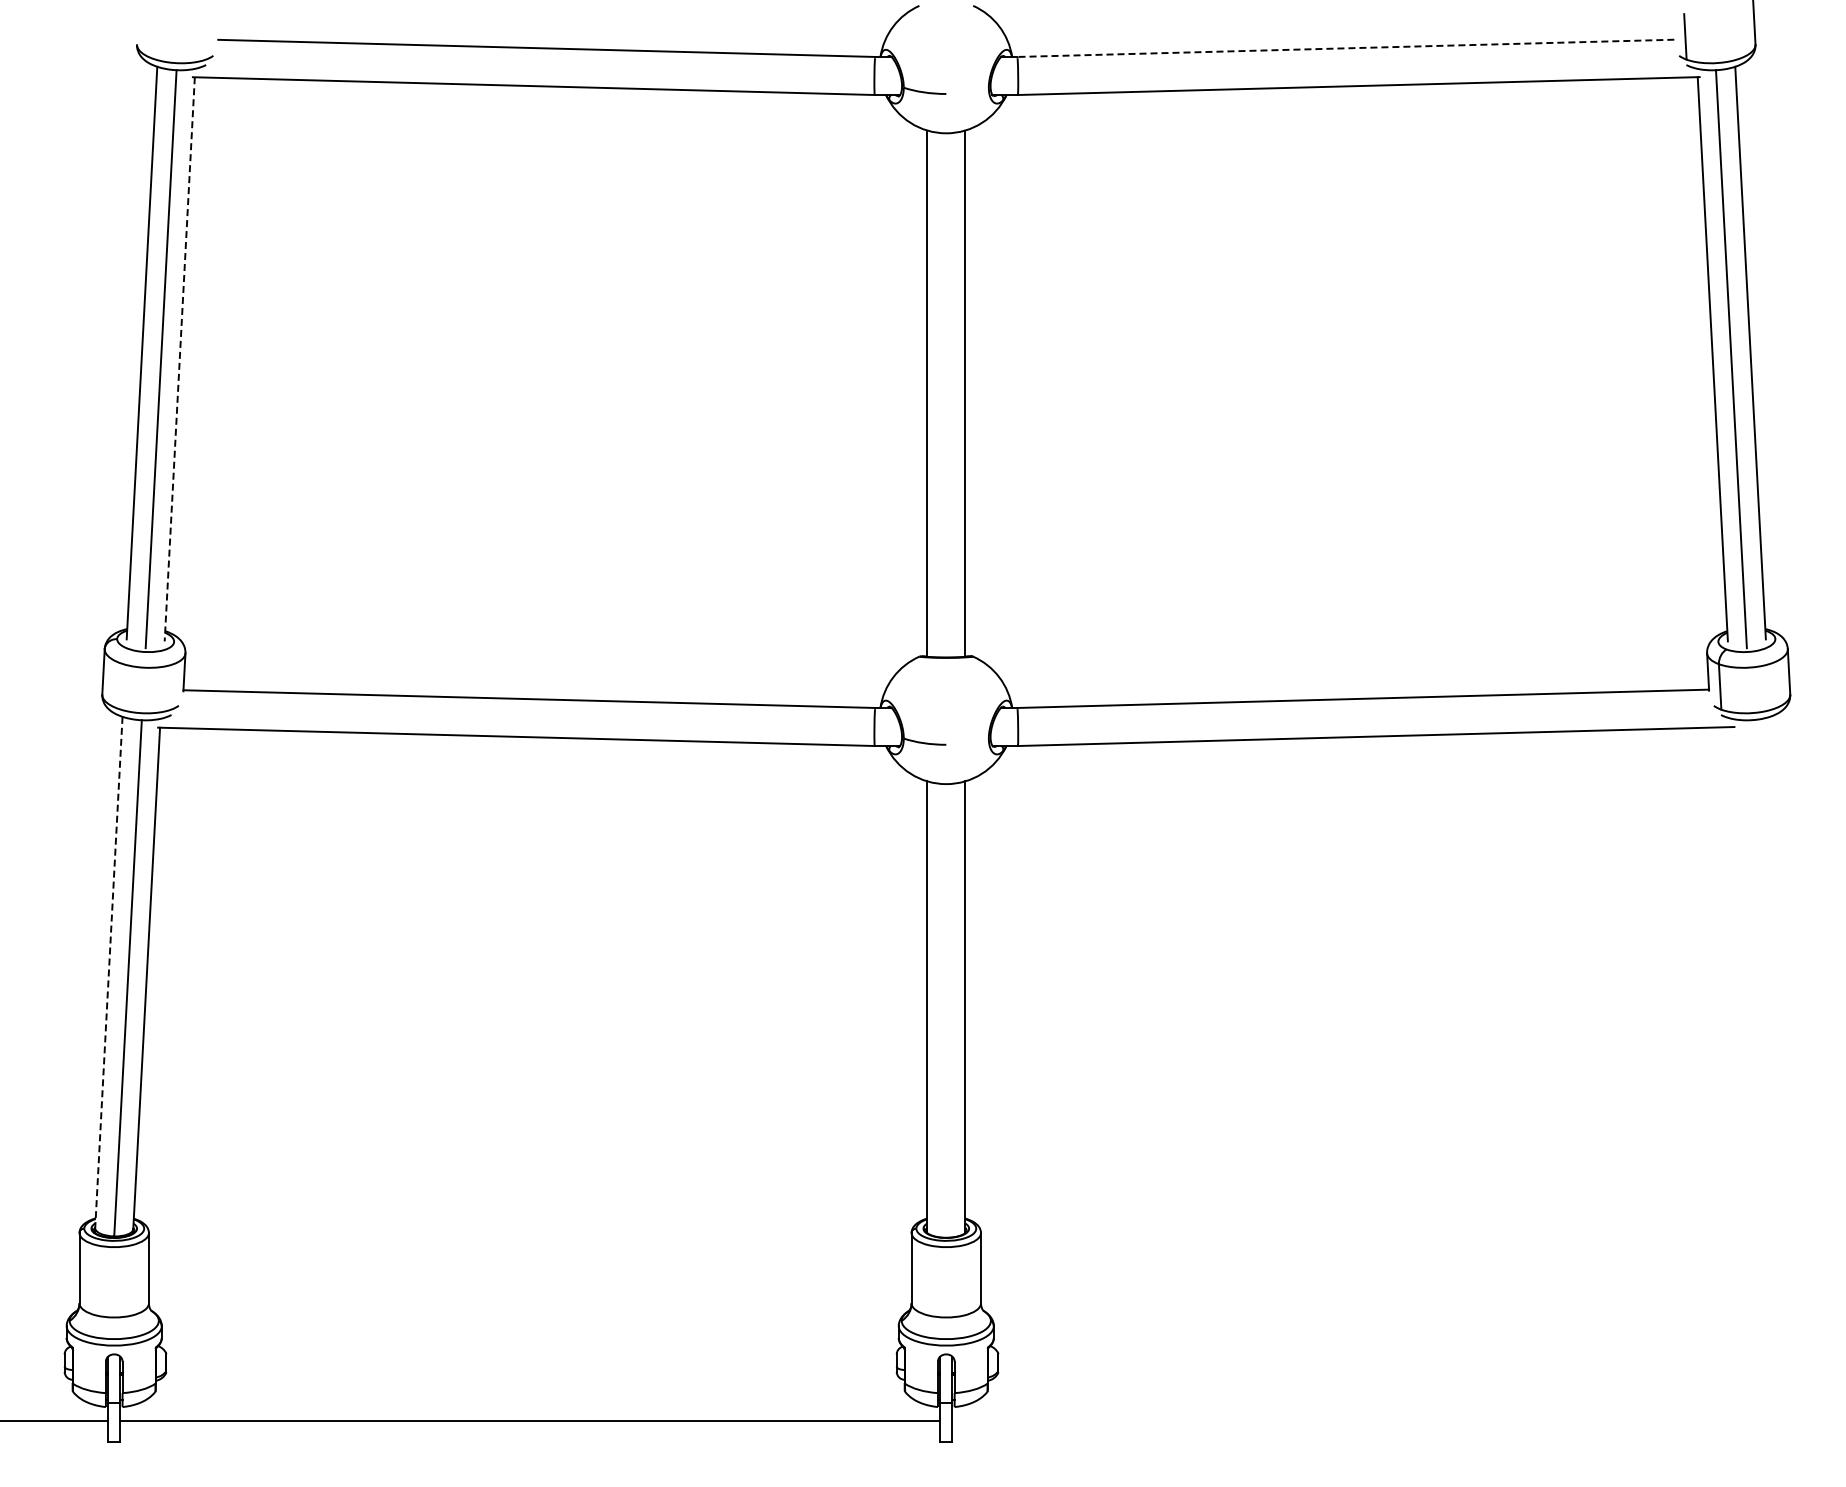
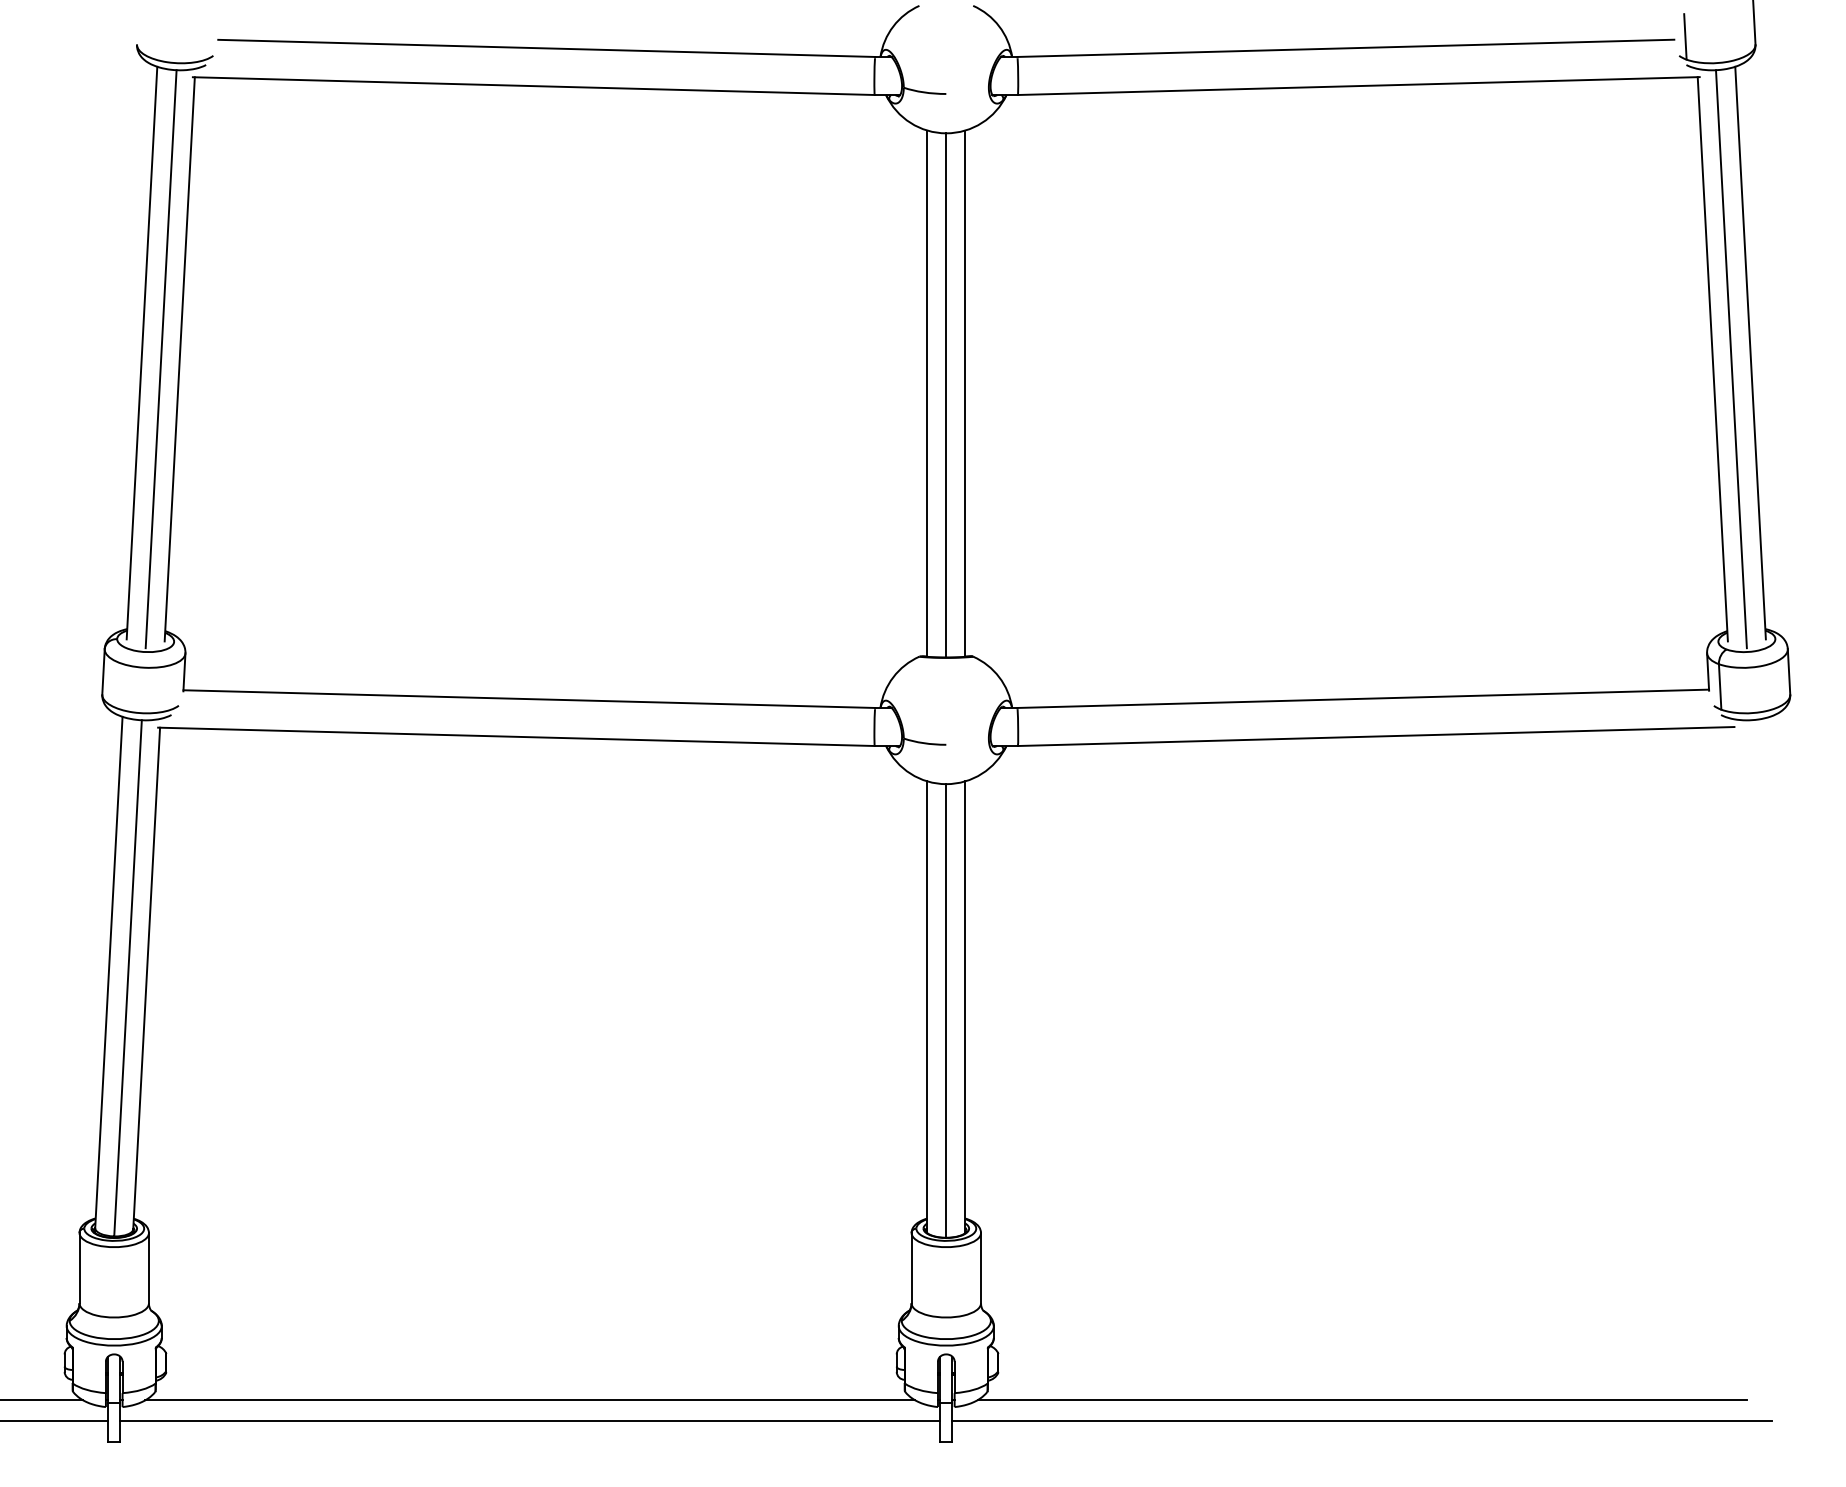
line: dashed -> solid (1345, 48)
line: dashed -> solid (179, 359)
line: none -> present (946, 395)
line: dashed -> solid (108, 972)
line: none -> present (946, 1010)
line: none -> present (42, 1400)
line: none -> present (530, 1400)
line: none -> present (1362, 1400)
line: none -> present (1362, 1421)
